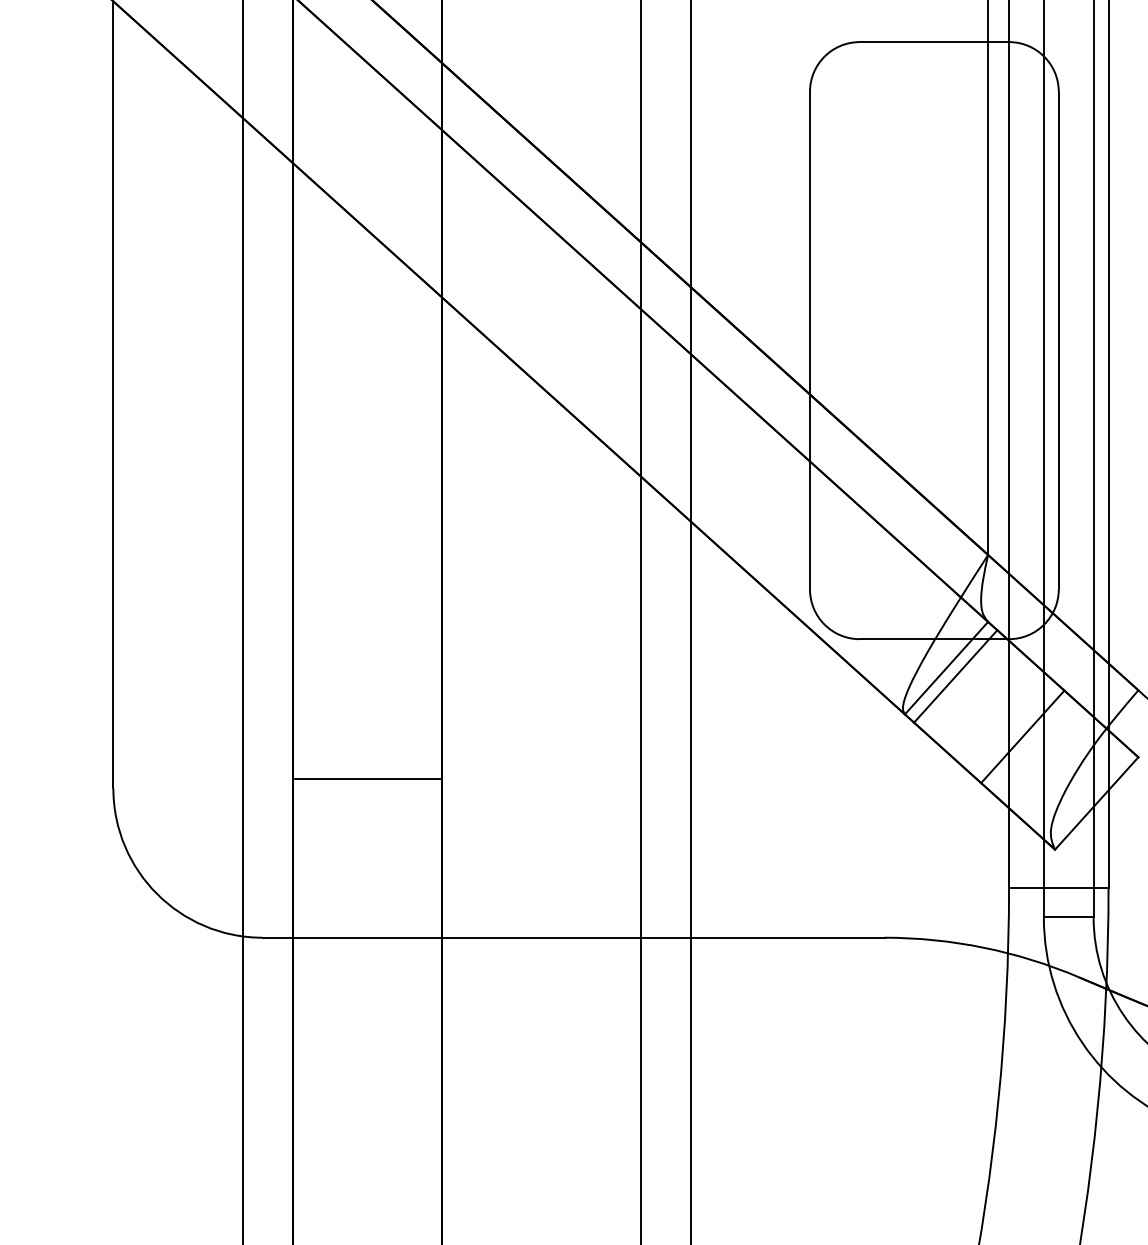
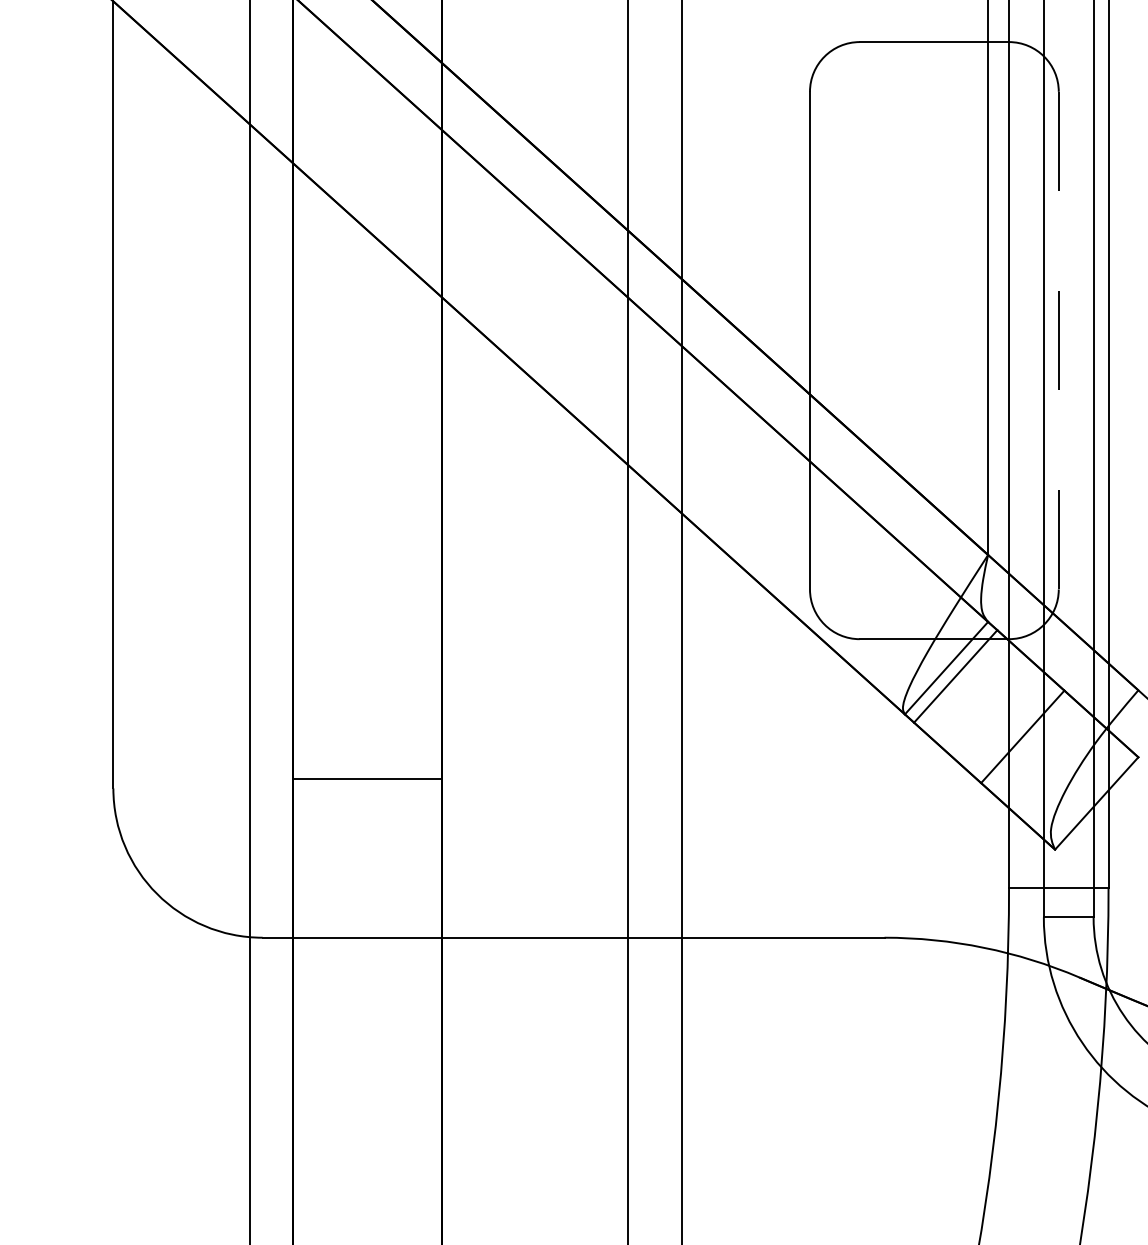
line: solid -> dashed (1058, 340)
line position: (242, 621) -> (249, 621) (249, 621)
line position: (640, 621) -> (627, 621) (627, 621)
line position: (690, 621) -> (681, 621) (681, 621)
